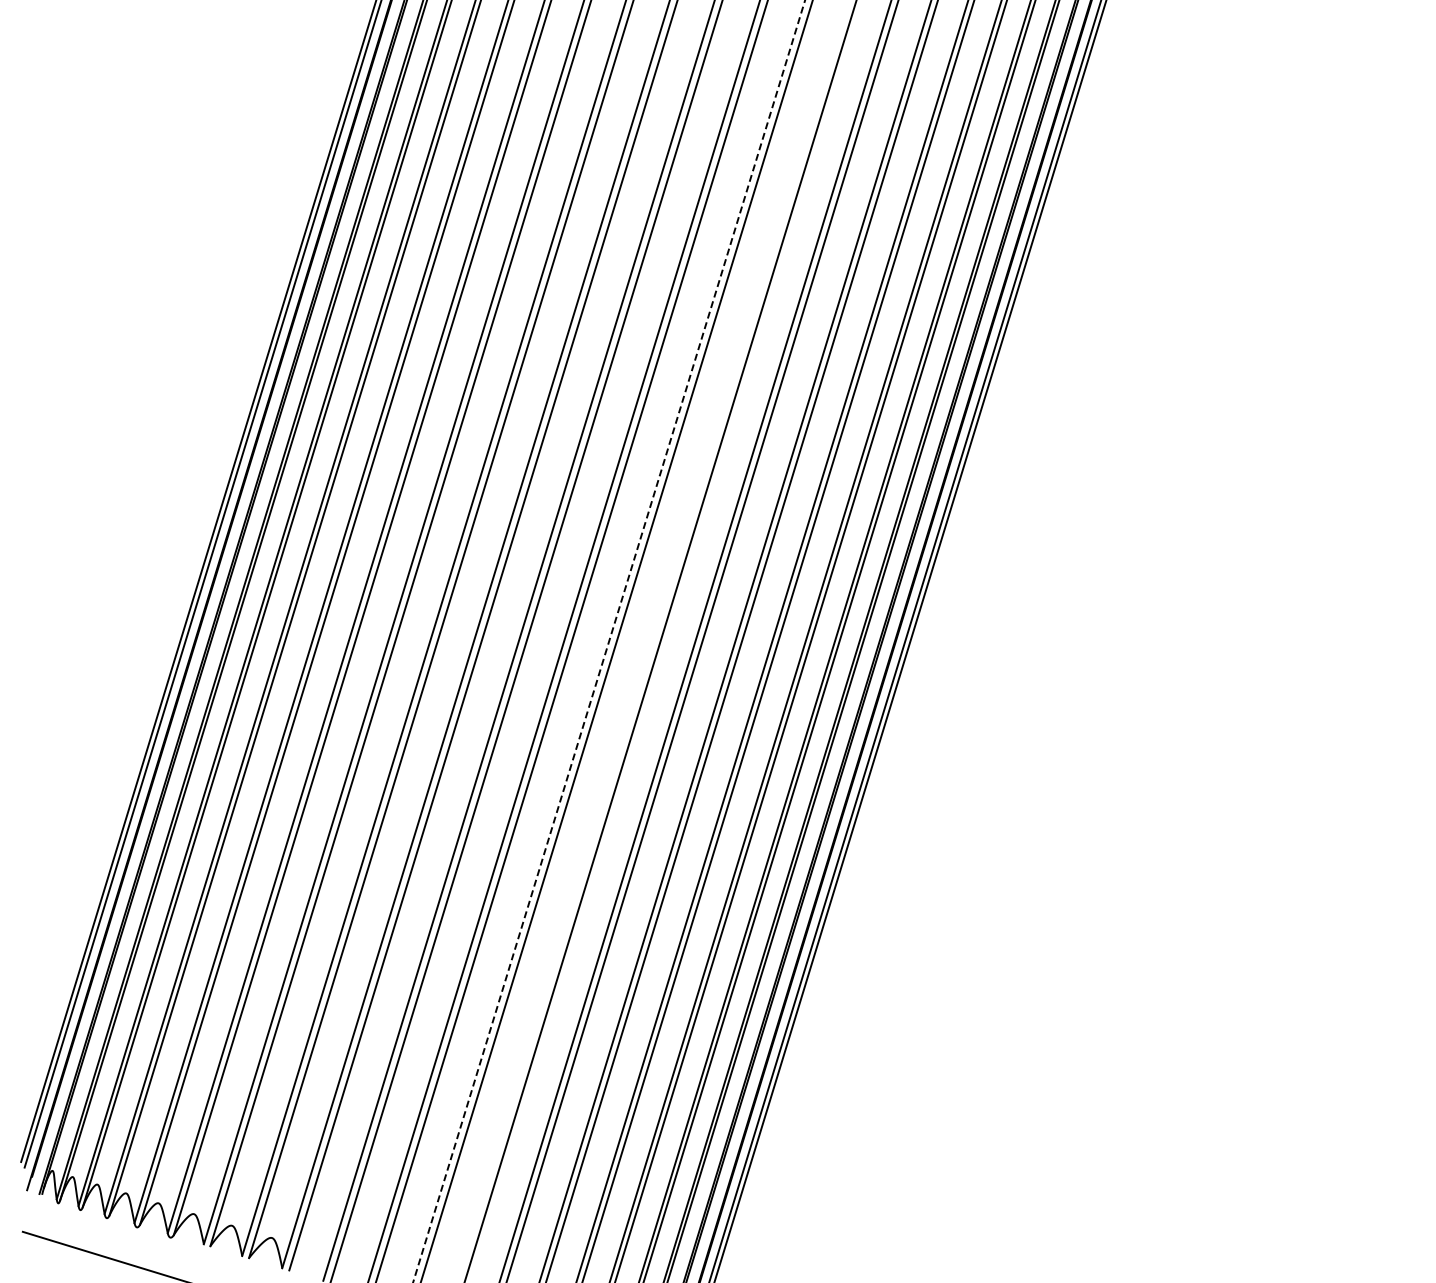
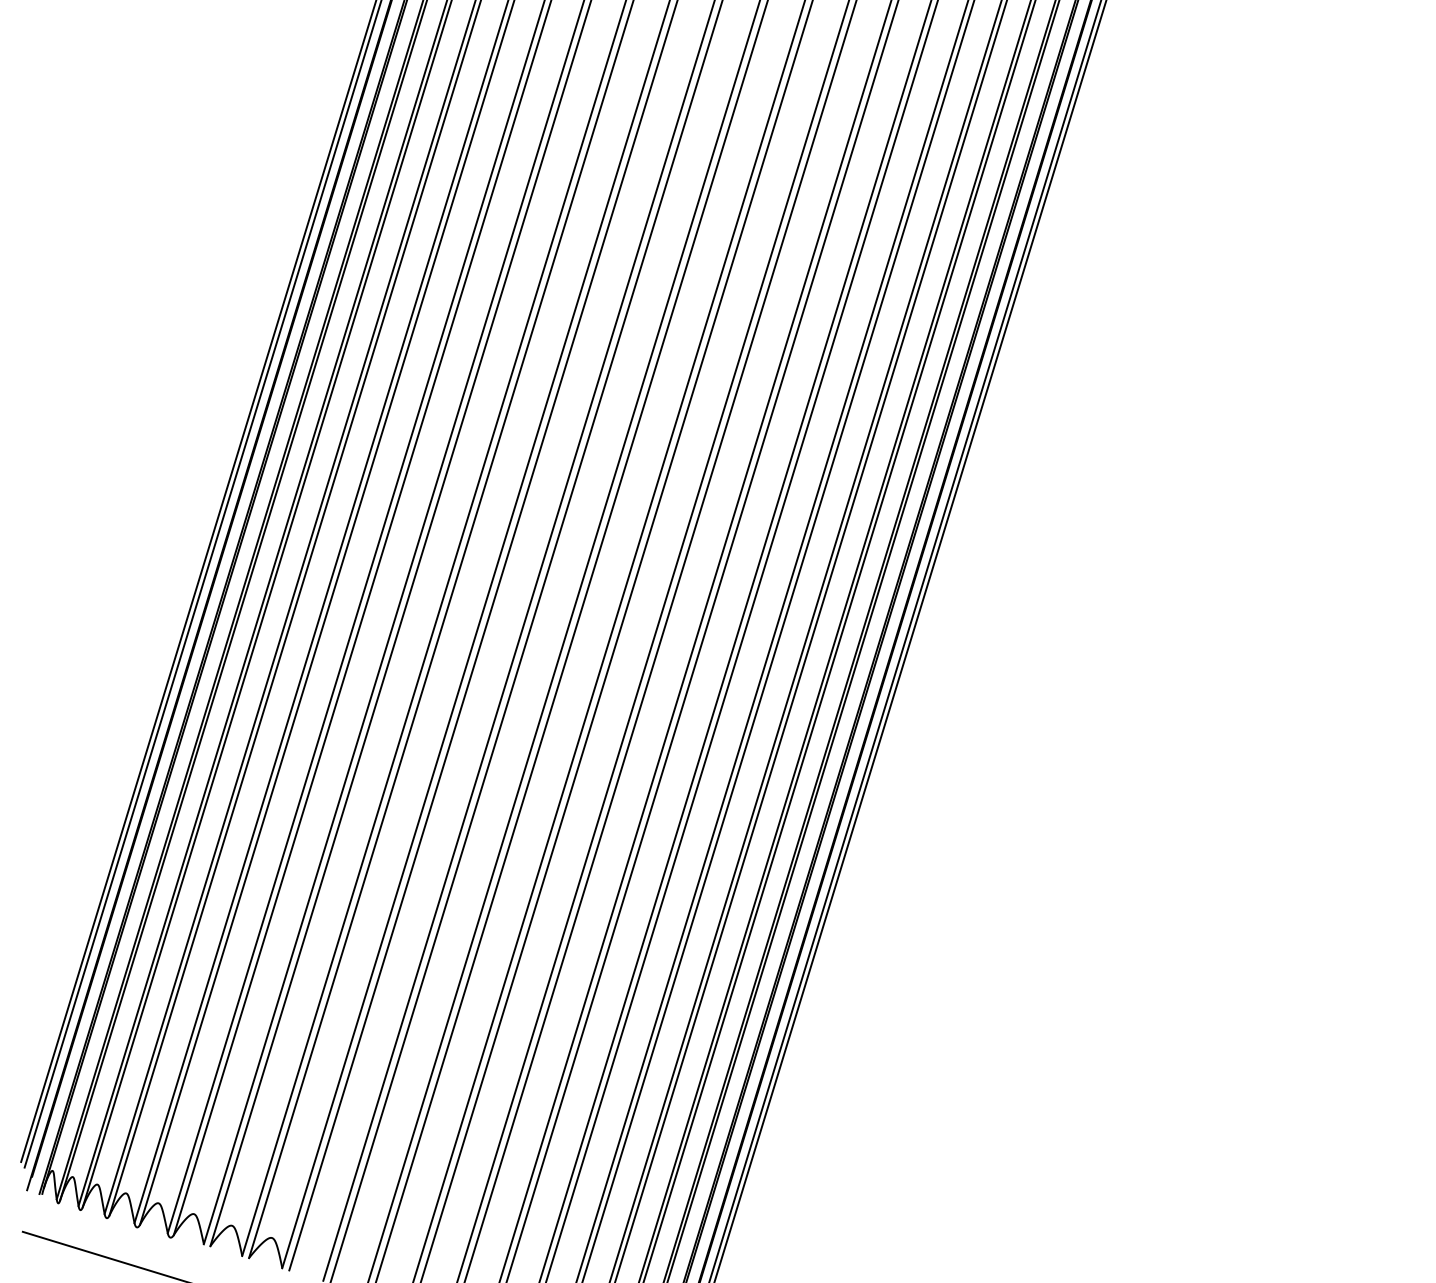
line: none -> present (653, 640)
line: dashed -> solid (609, 641)
